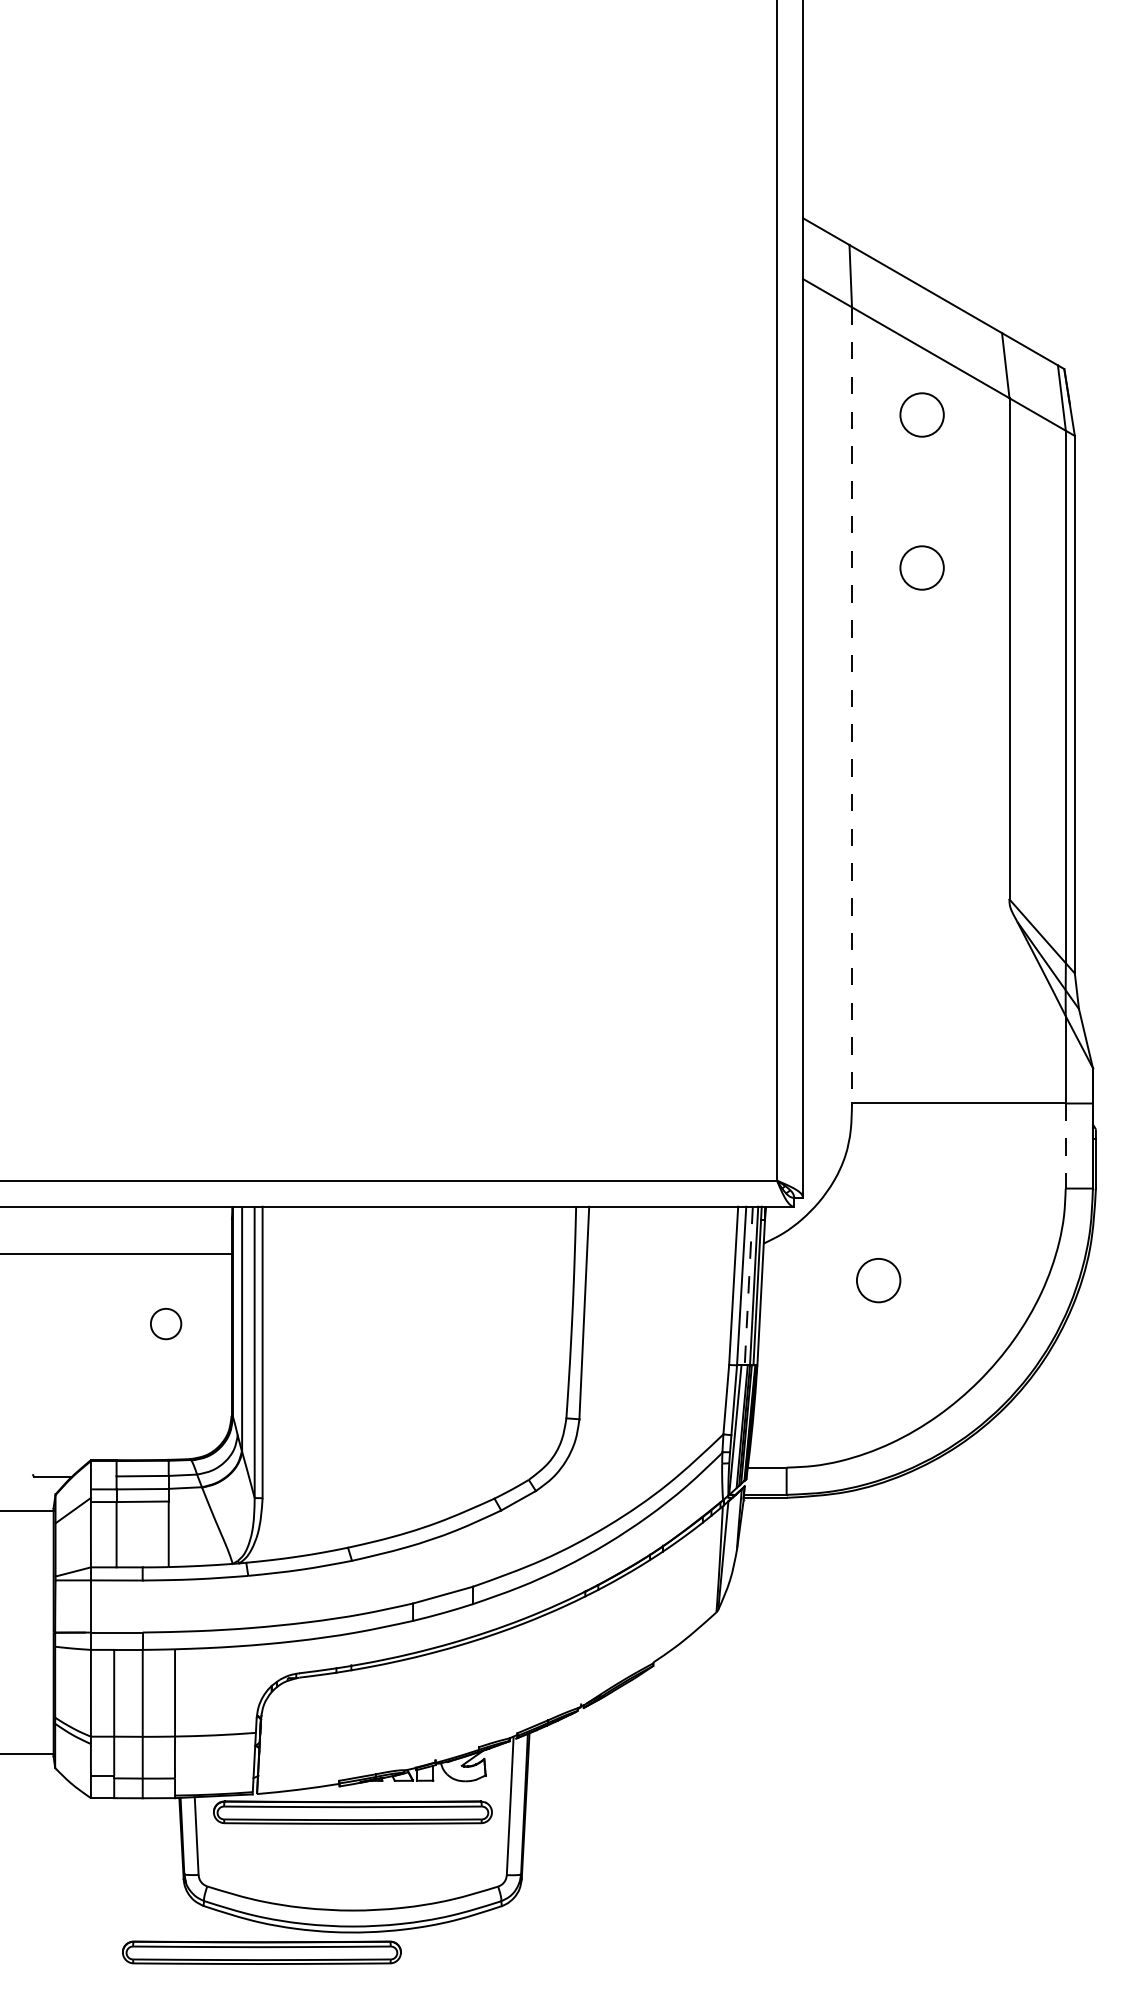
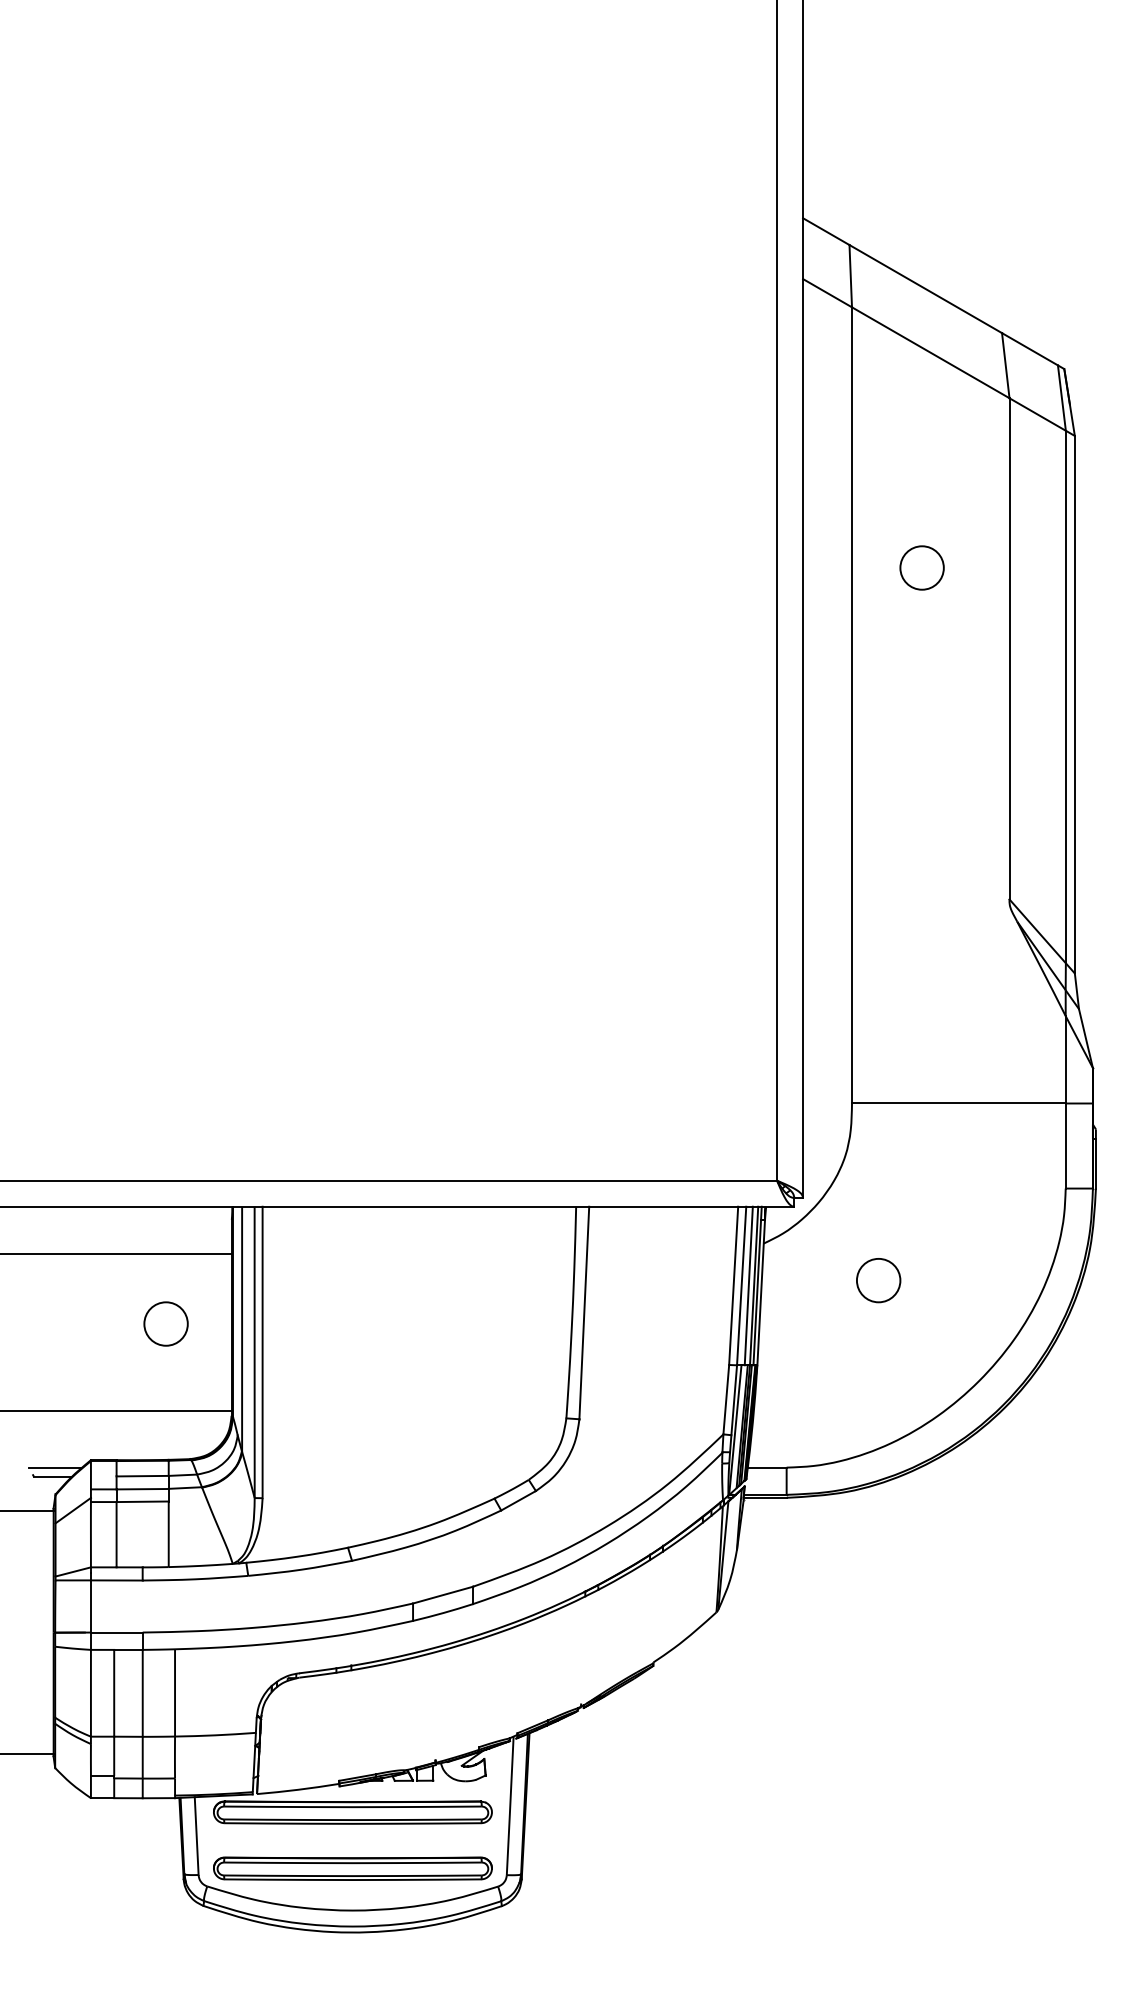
circle: present -> none (921, 414)
line: dashed -> solid (852, 705)
line: dashed -> solid (1065, 1146)
line: dashed -> solid (748, 1286)
circle diameter: 30 px -> 43 px (165, 1323)
line: none -> present (116, 1411)
line: none -> present (55, 1467)
part position: (261, 1952) -> (352, 1868) (352, 1868)
